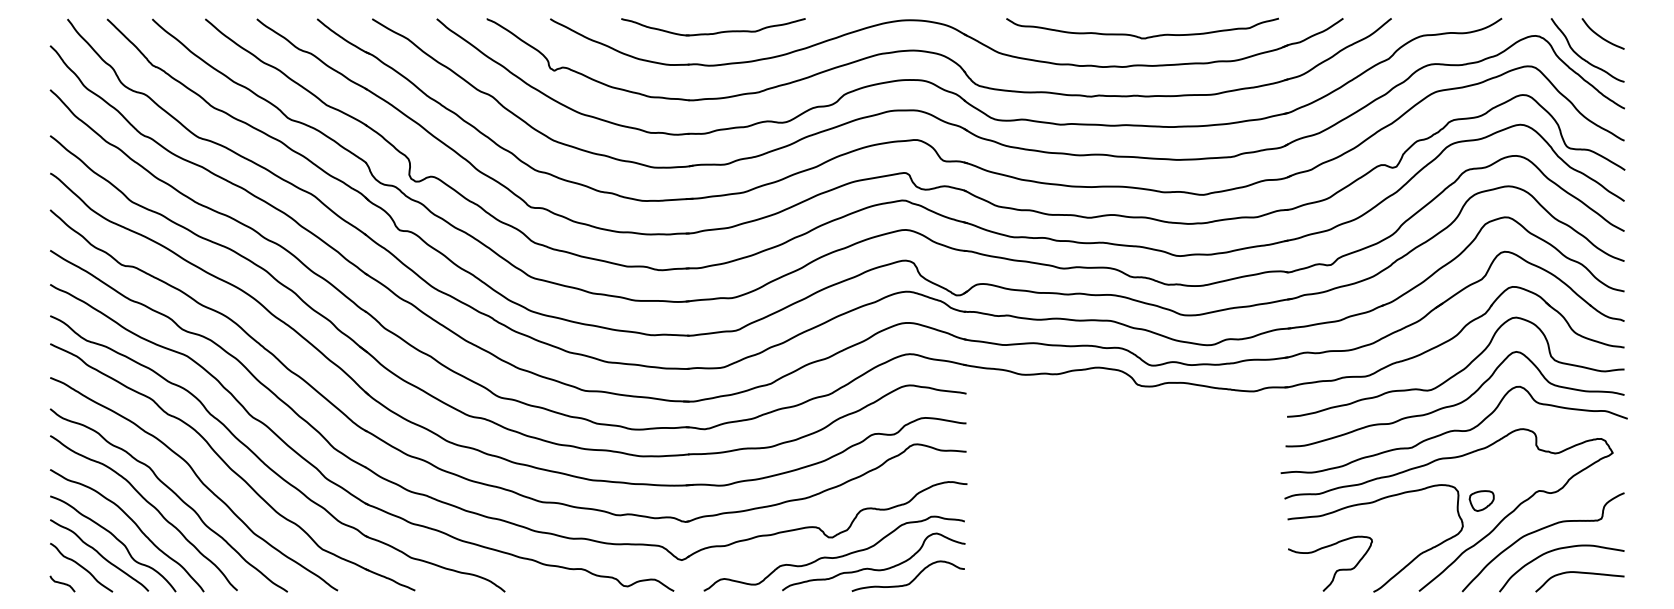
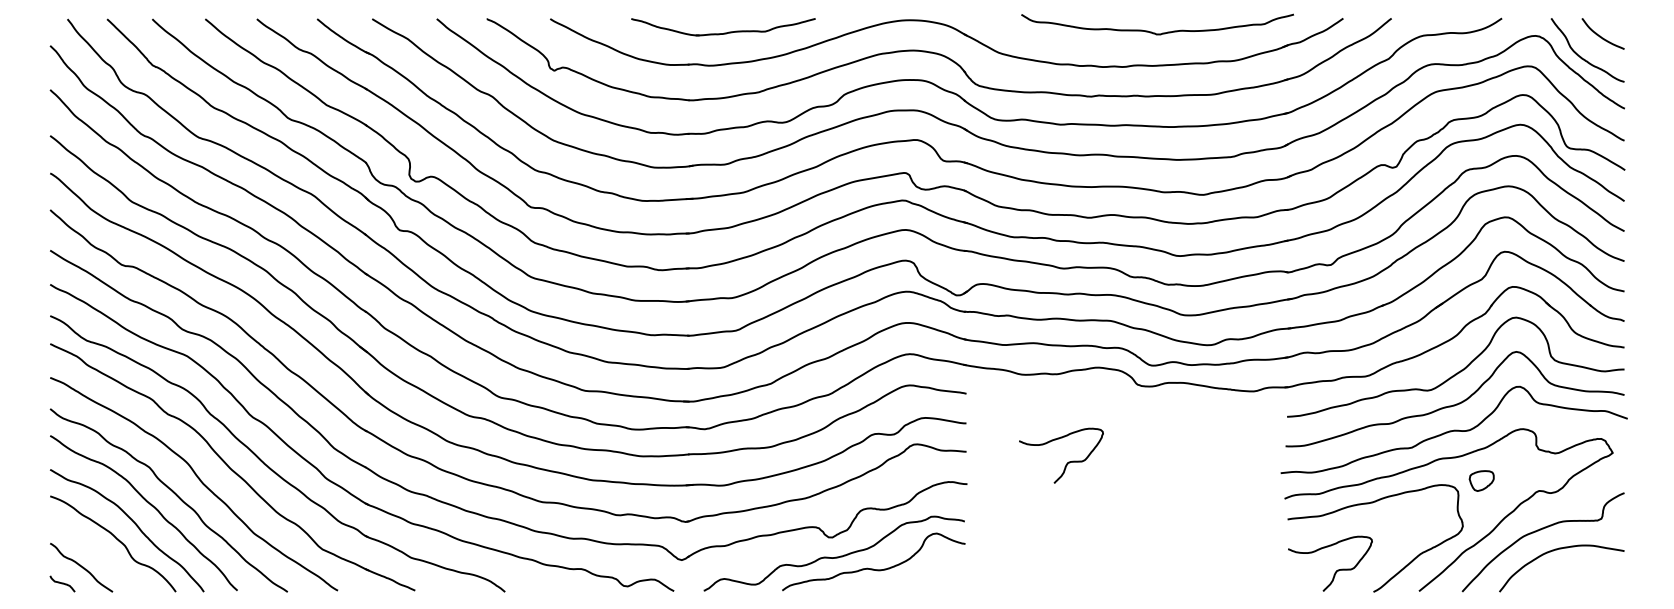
part position: (713, 27) -> (723, 27) (723, 27)
curve position: (1140, 36) -> (1155, 32) (1155, 32)
curve: none -> present (1068, 461)
part position: (1481, 500) -> (1481, 480) (1481, 480)
curve: present -> none (99, 555)
curve: present -> none (1579, 573)
curve: present -> none (912, 579)
